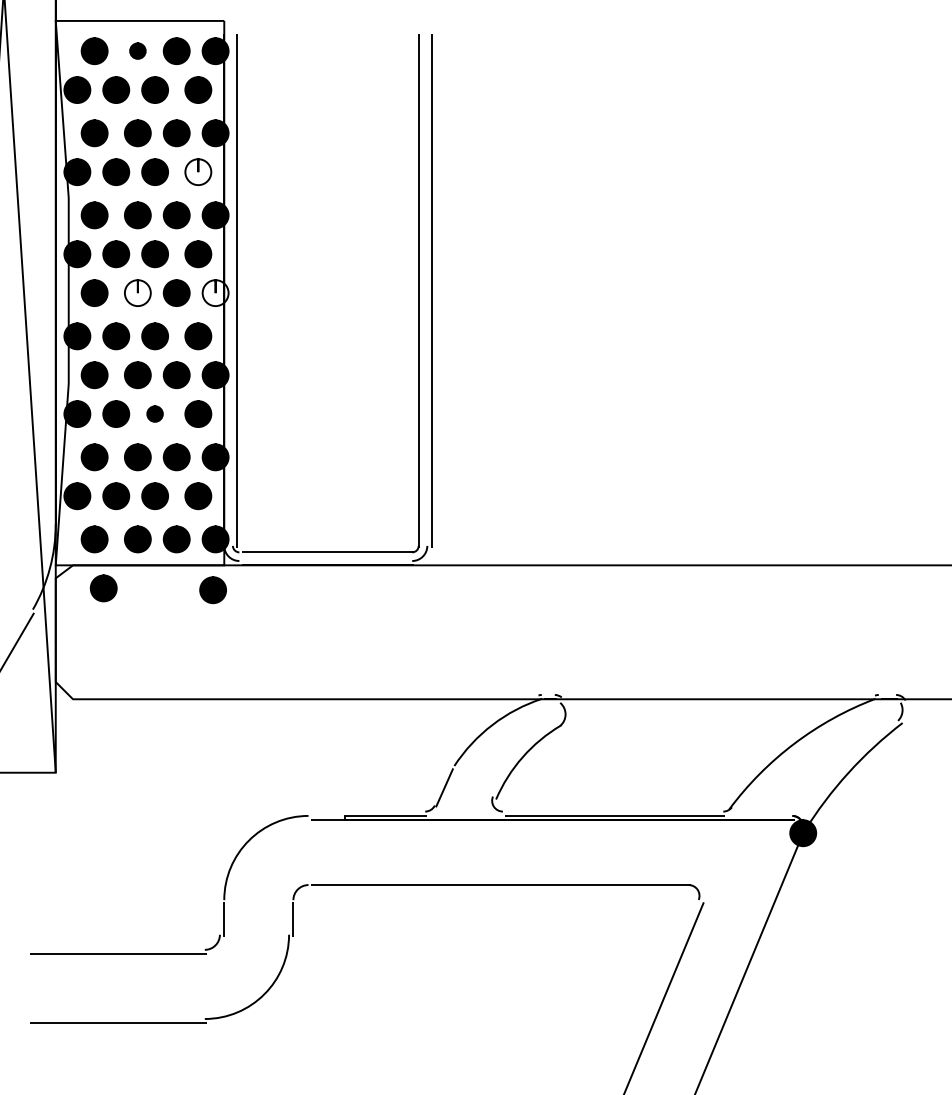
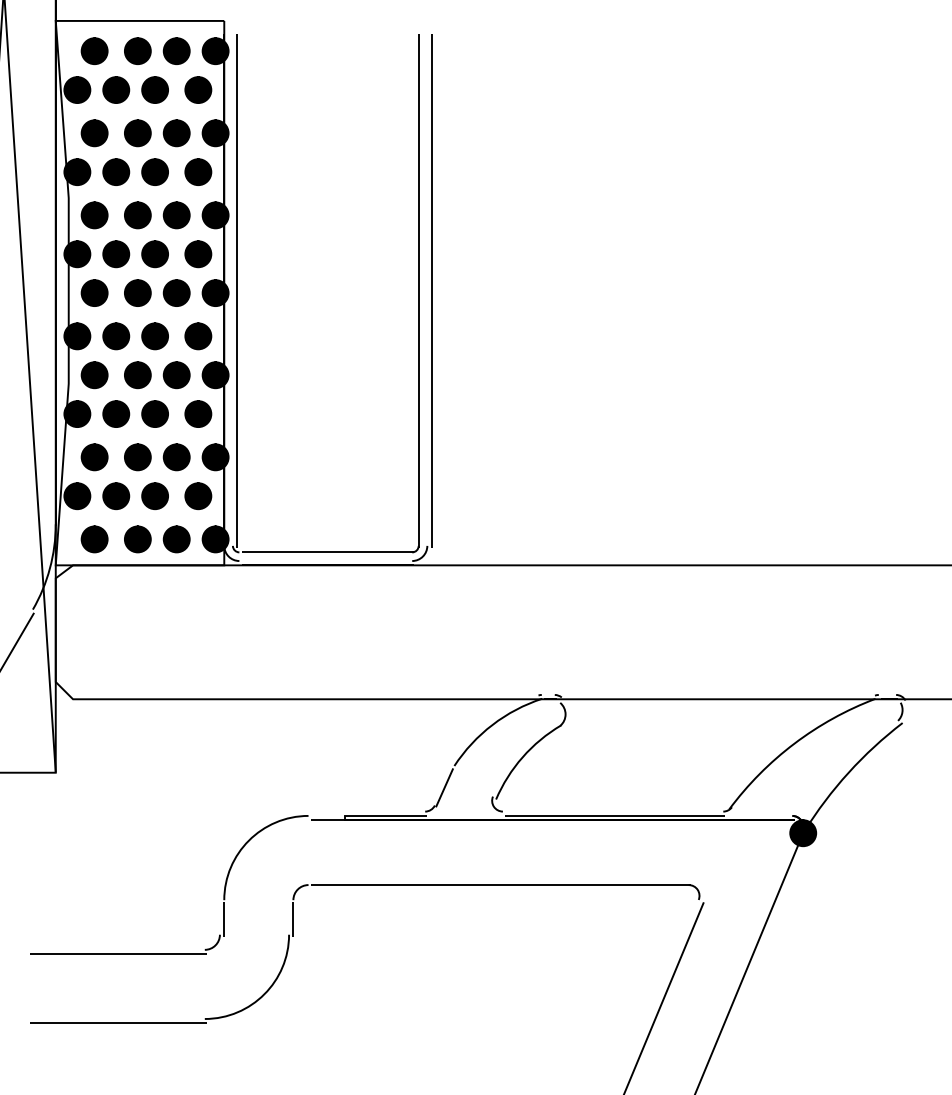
part size: 18x18 px -> 28x28 px (137, 50)
fill: none -> present (198, 172)
fill: none -> present (137, 293)
fill: none -> present (215, 293)
part size: 18x18 px -> 28x28 px (154, 413)
part: present -> none (103, 588)
part: present -> none (212, 590)
